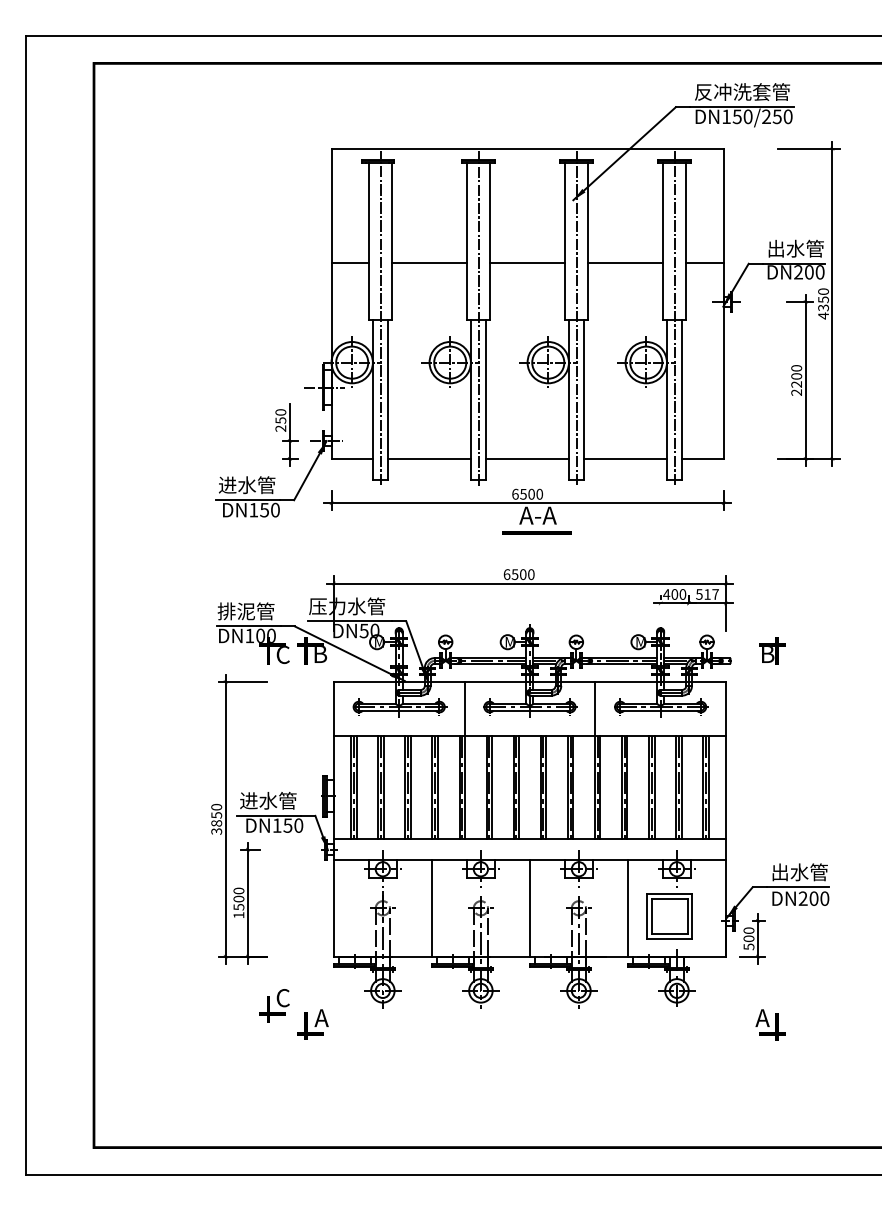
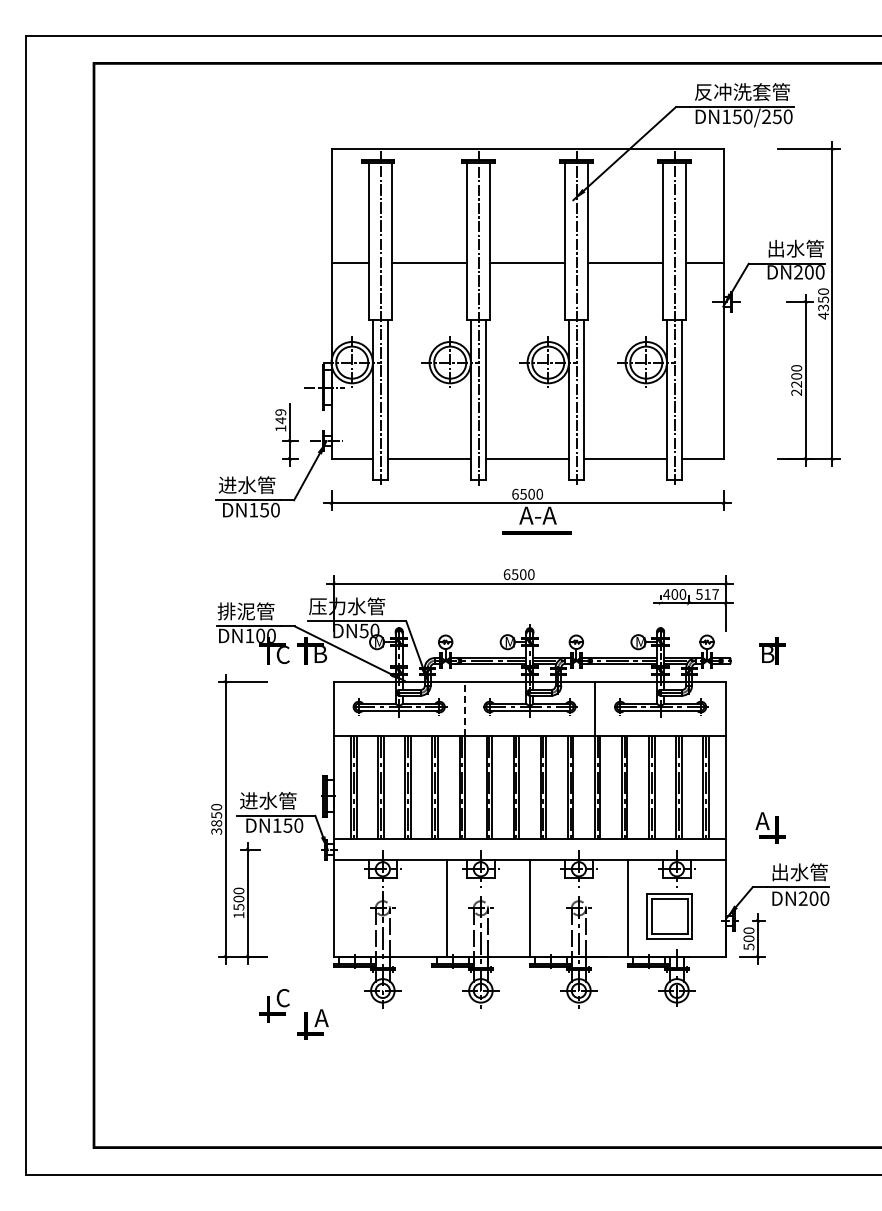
text: 250 -> 149 (280, 420)
line: solid -> dashed (464, 708)
line position: (431, 908) -> (446, 908) (446, 908)
text position: (770, 1024) -> (770, 827) (770, 827)
